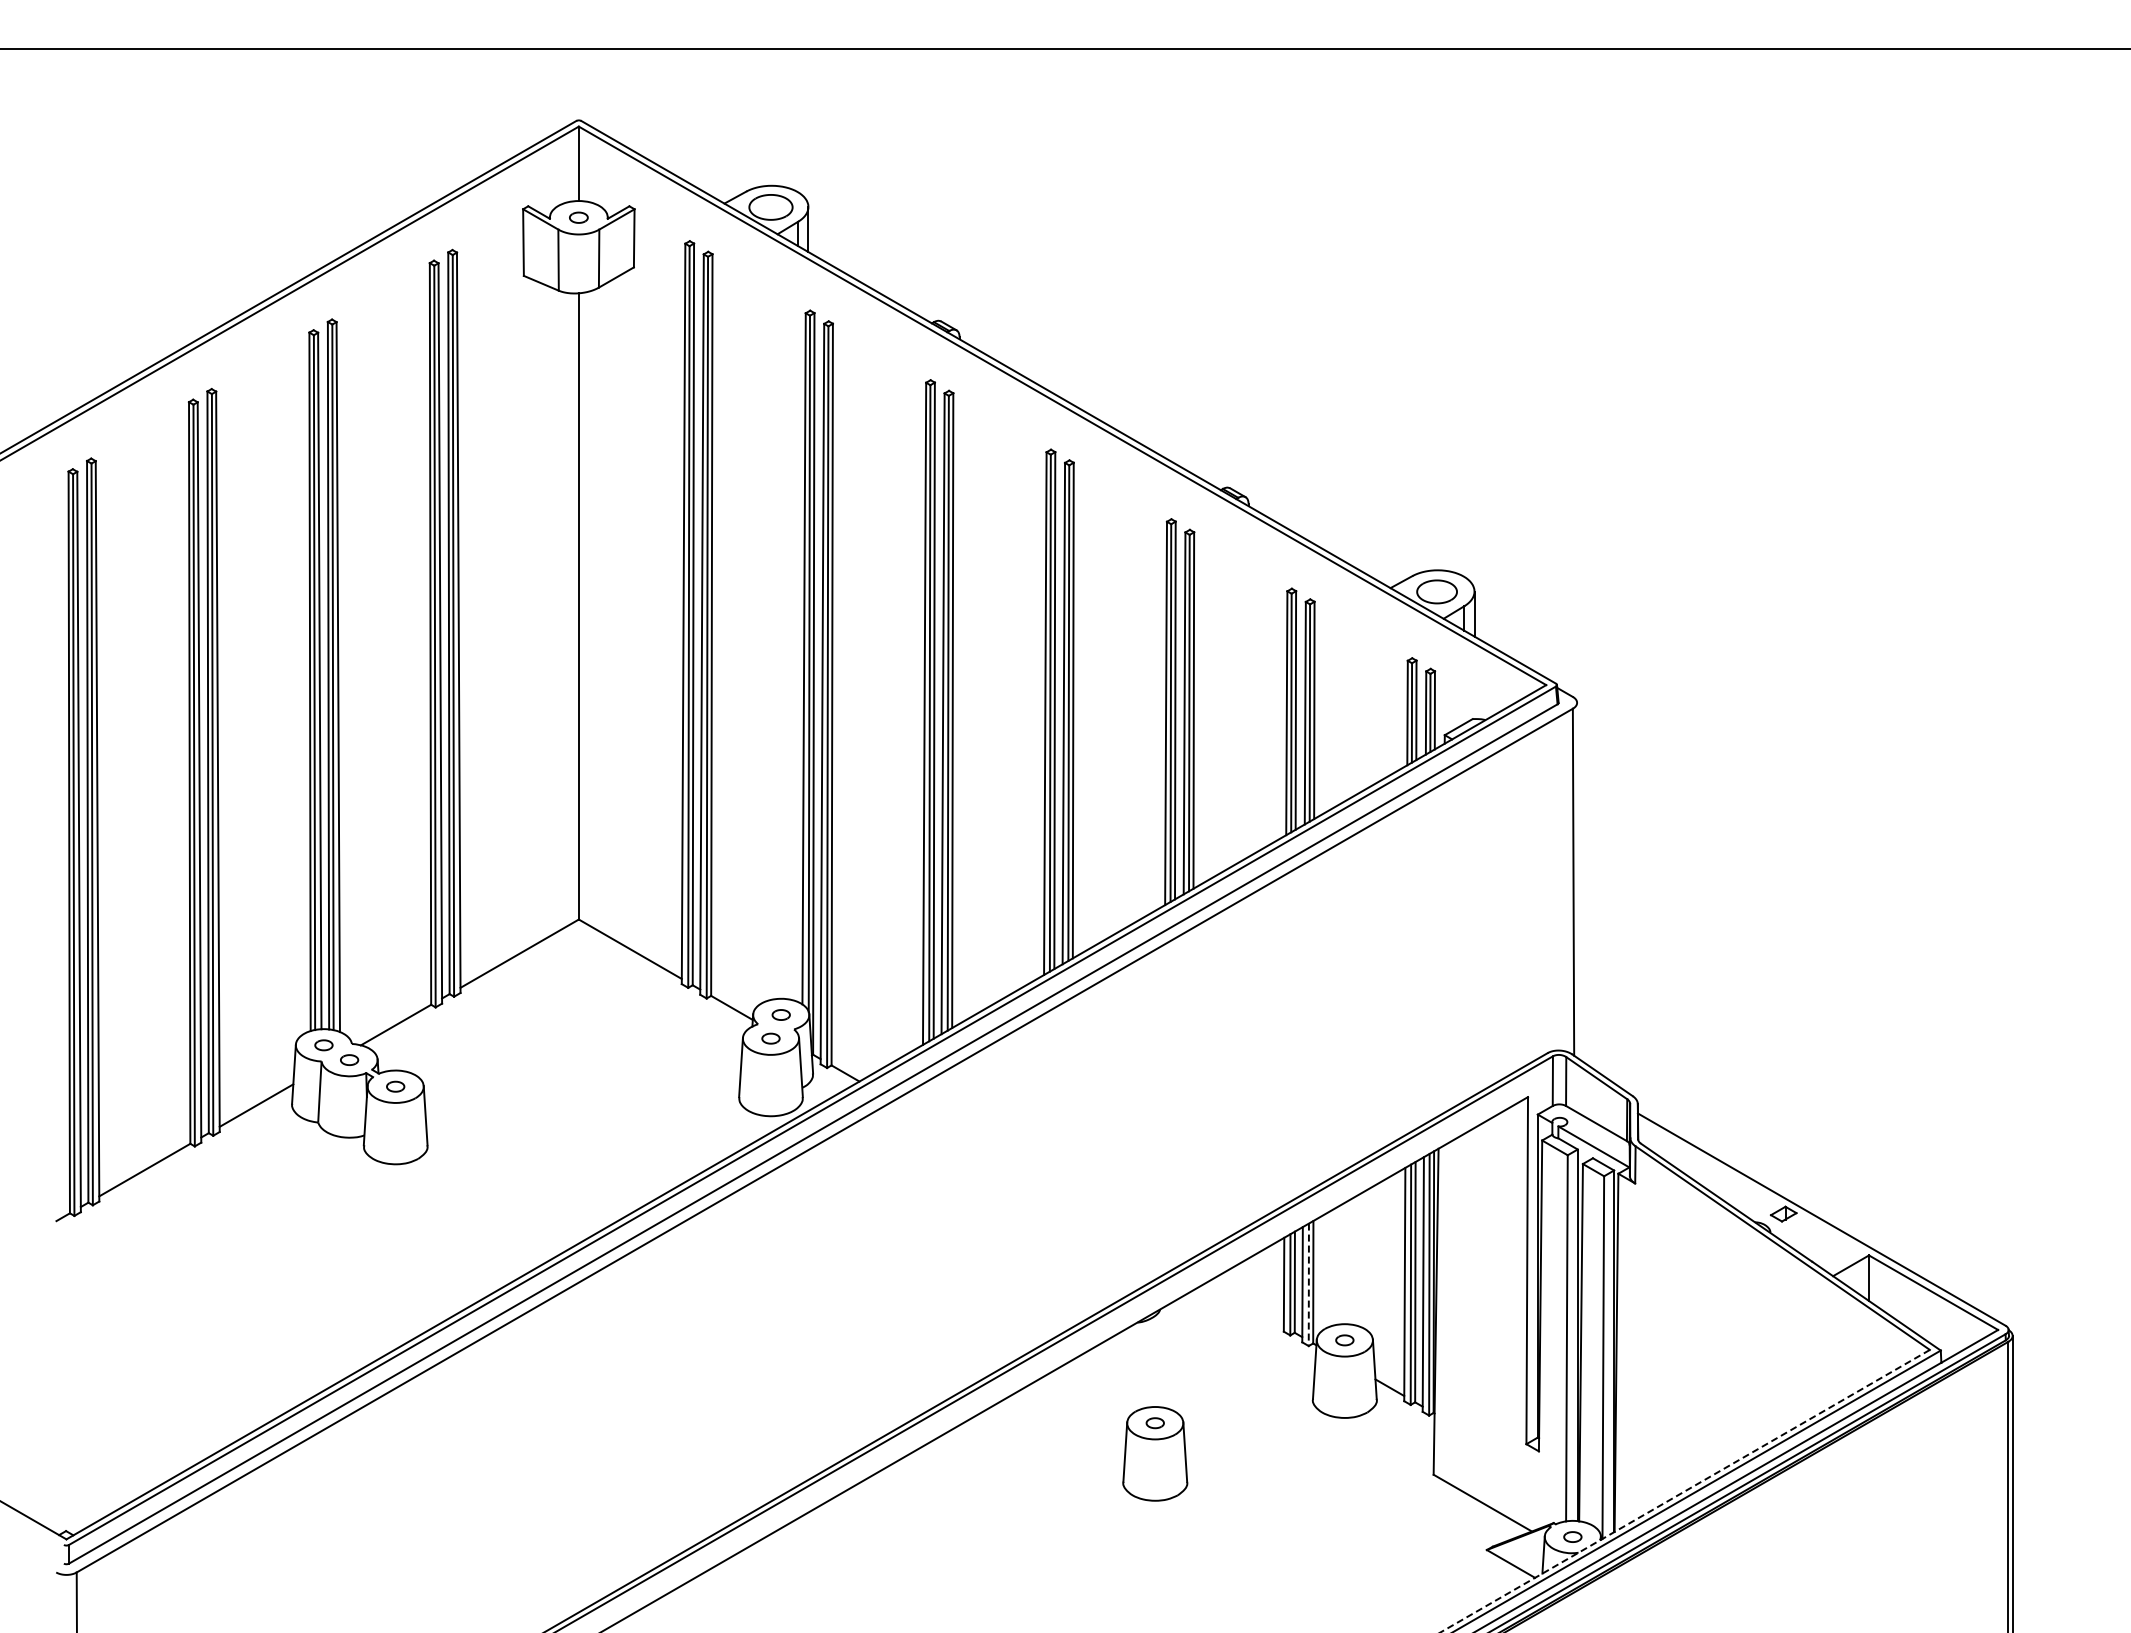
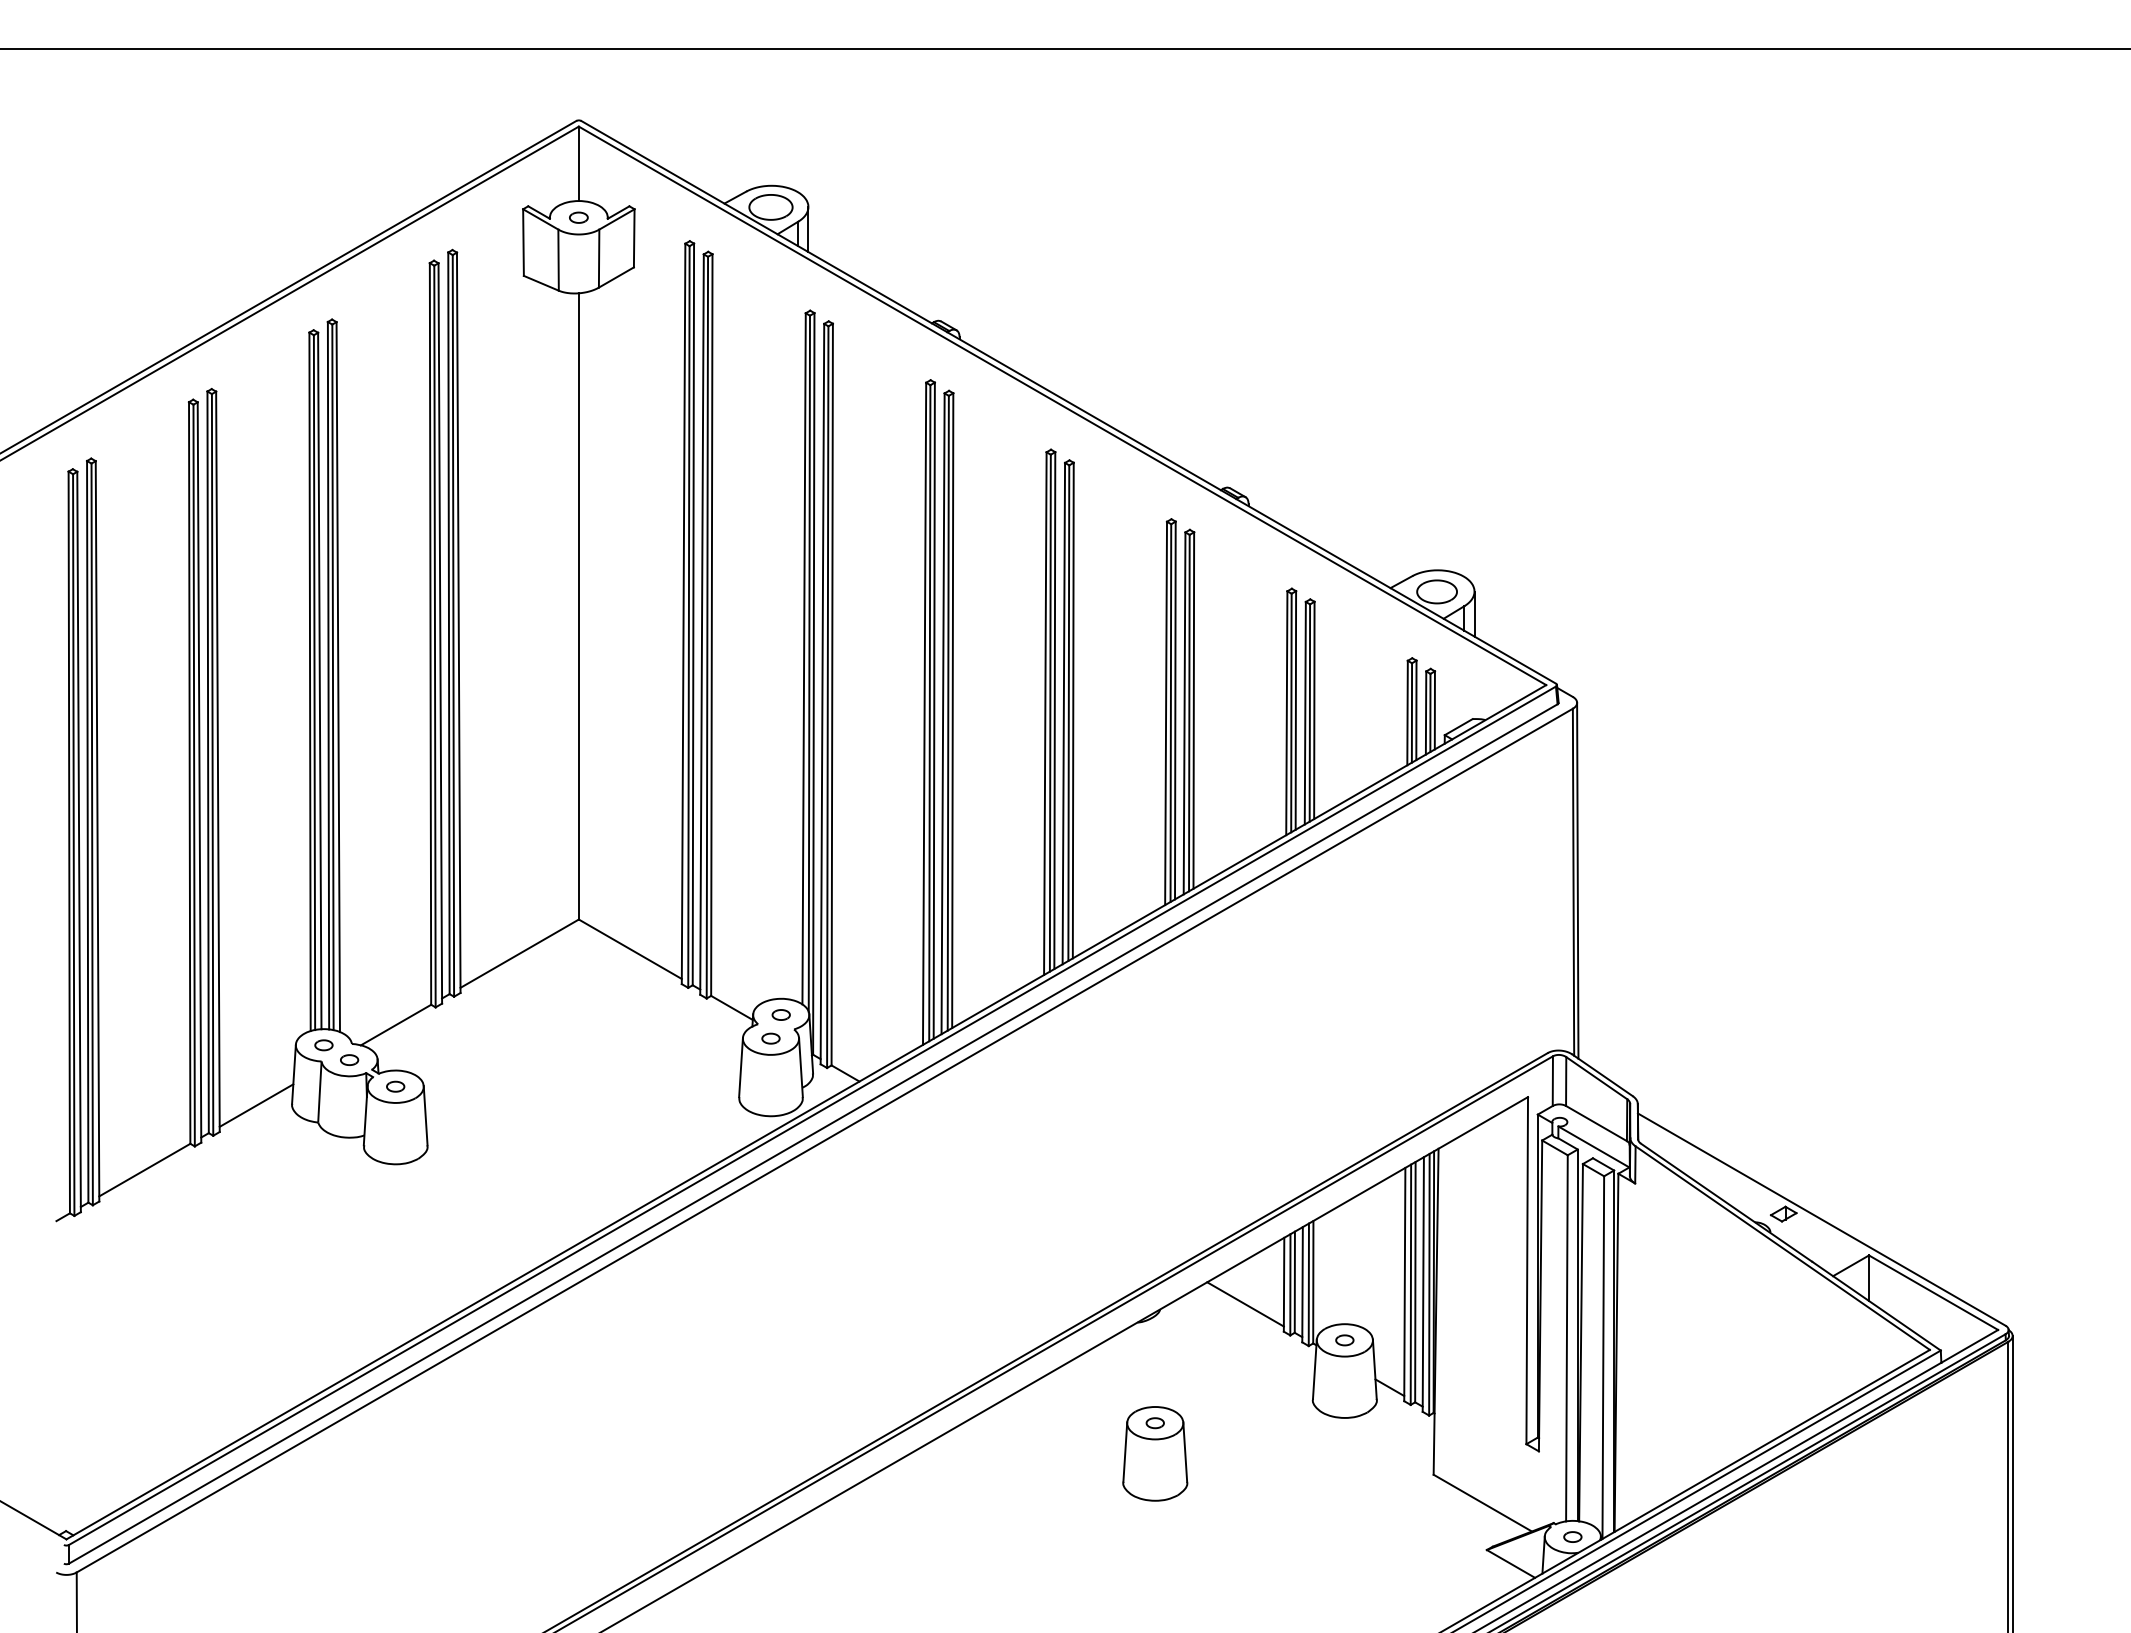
line: none -> present (1577, 880)
line: dashed -> solid (1308, 1285)
line: none -> present (1245, 1304)
line: dashed -> solid (1684, 1491)
